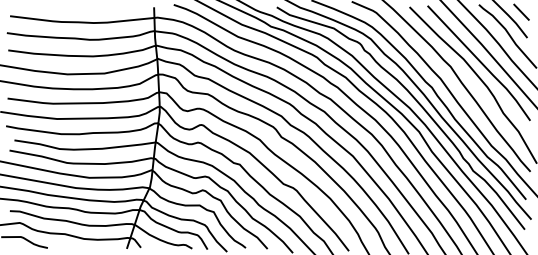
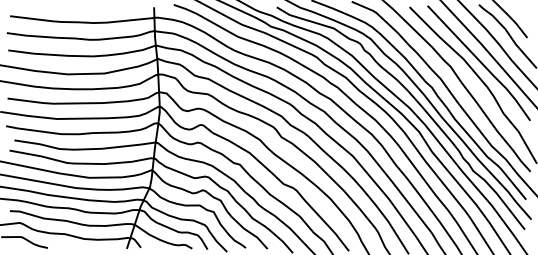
line: present -> none (521, 11)
